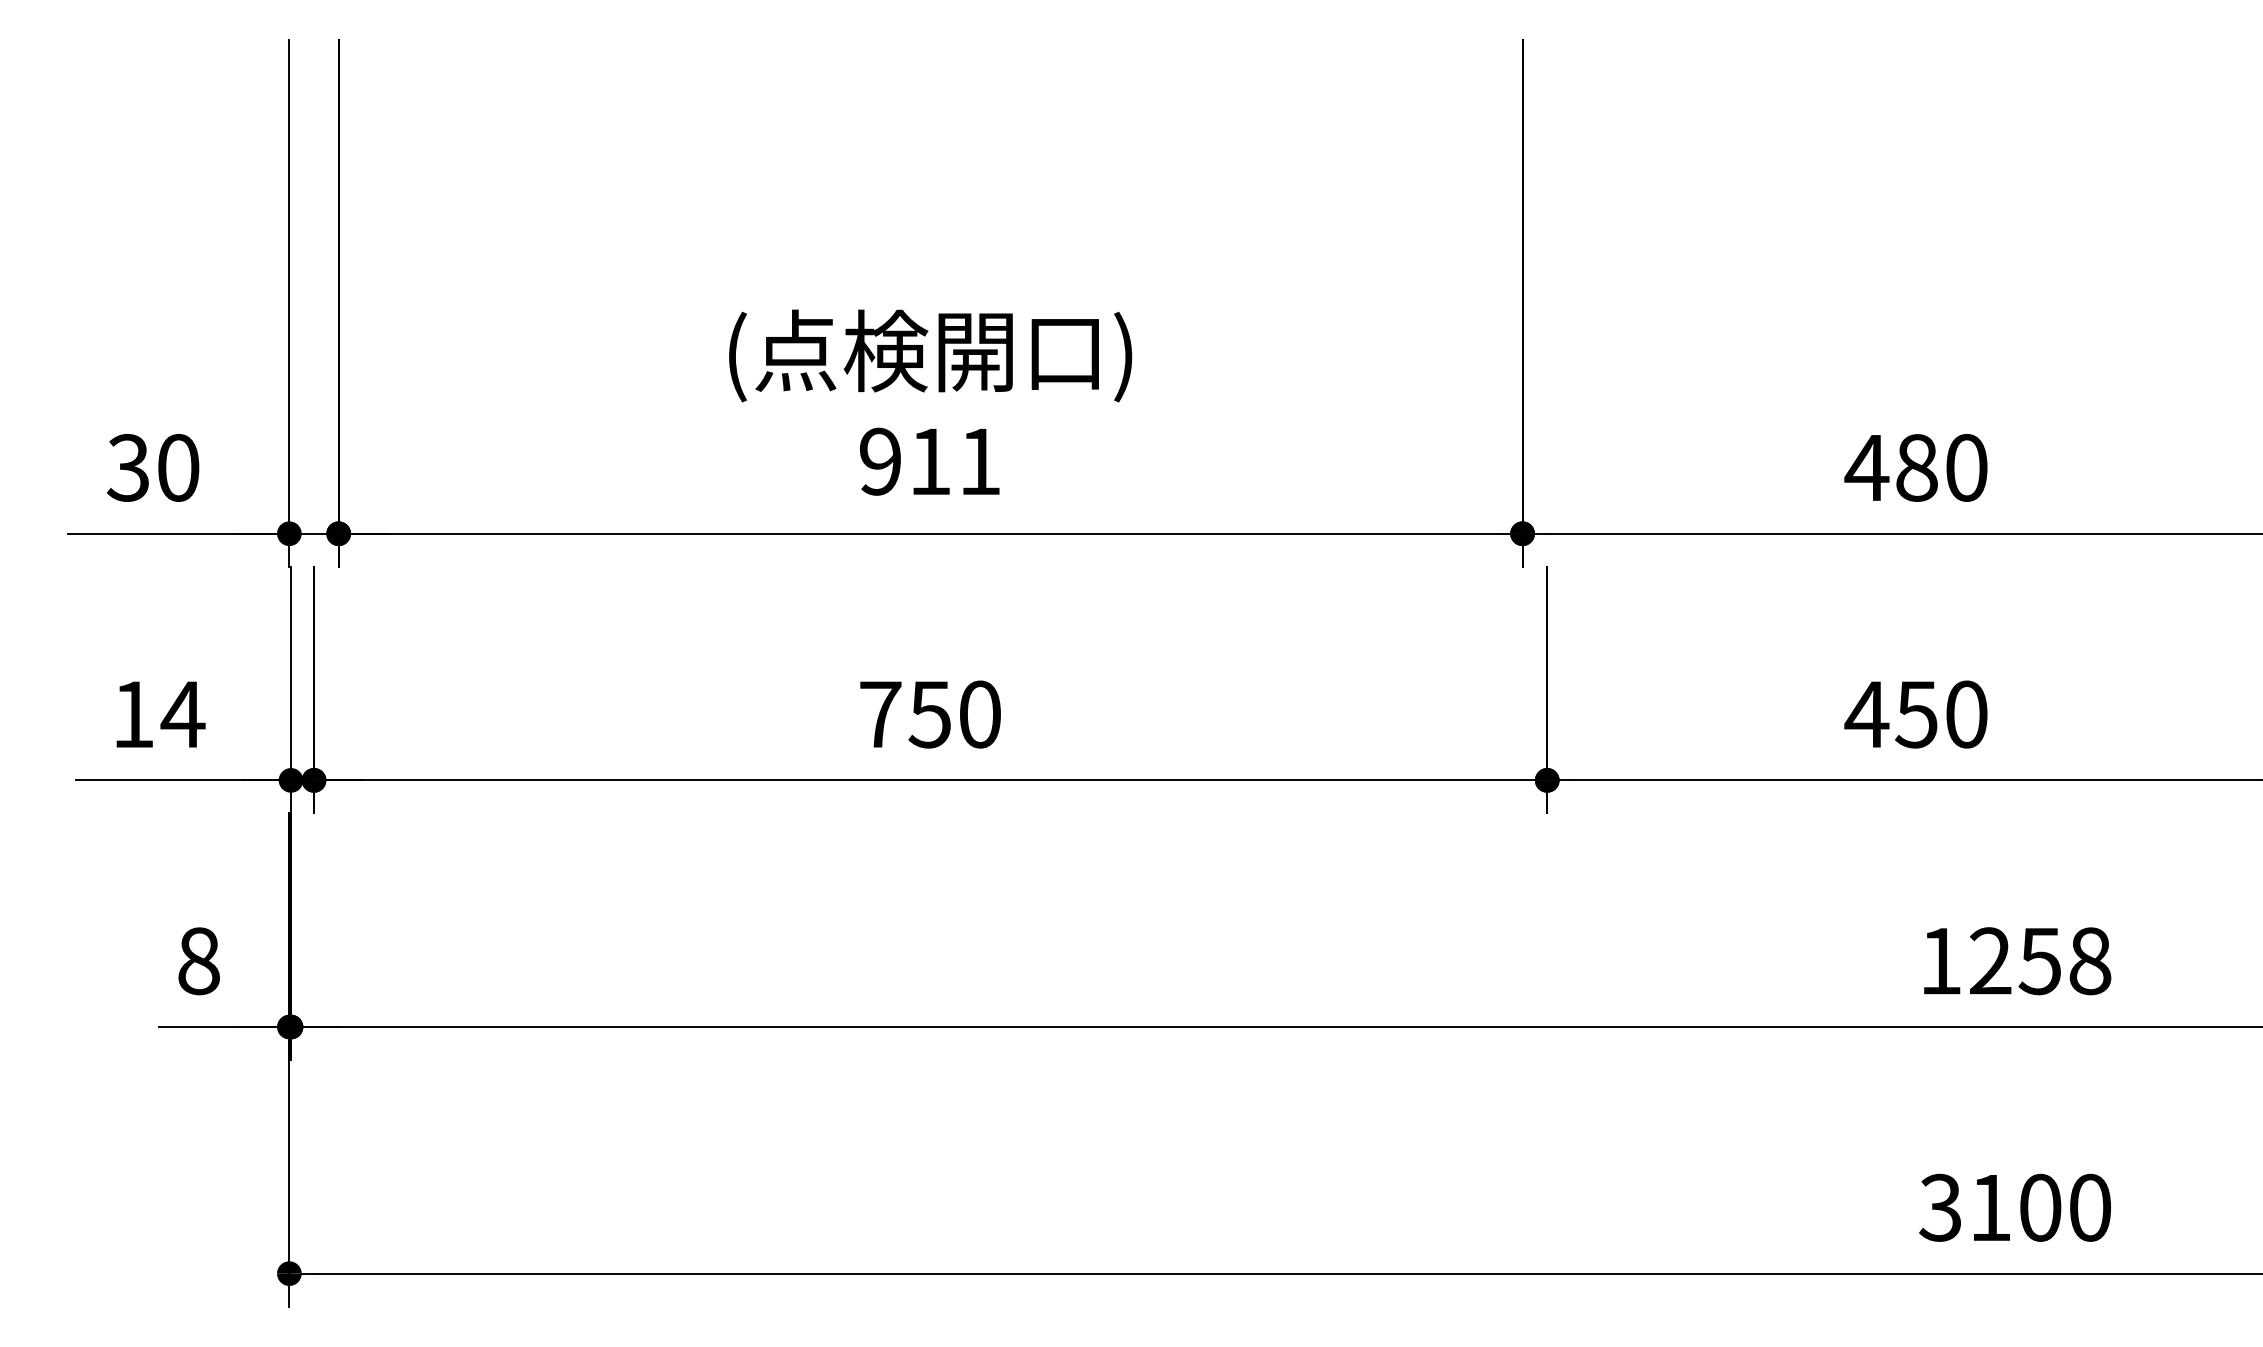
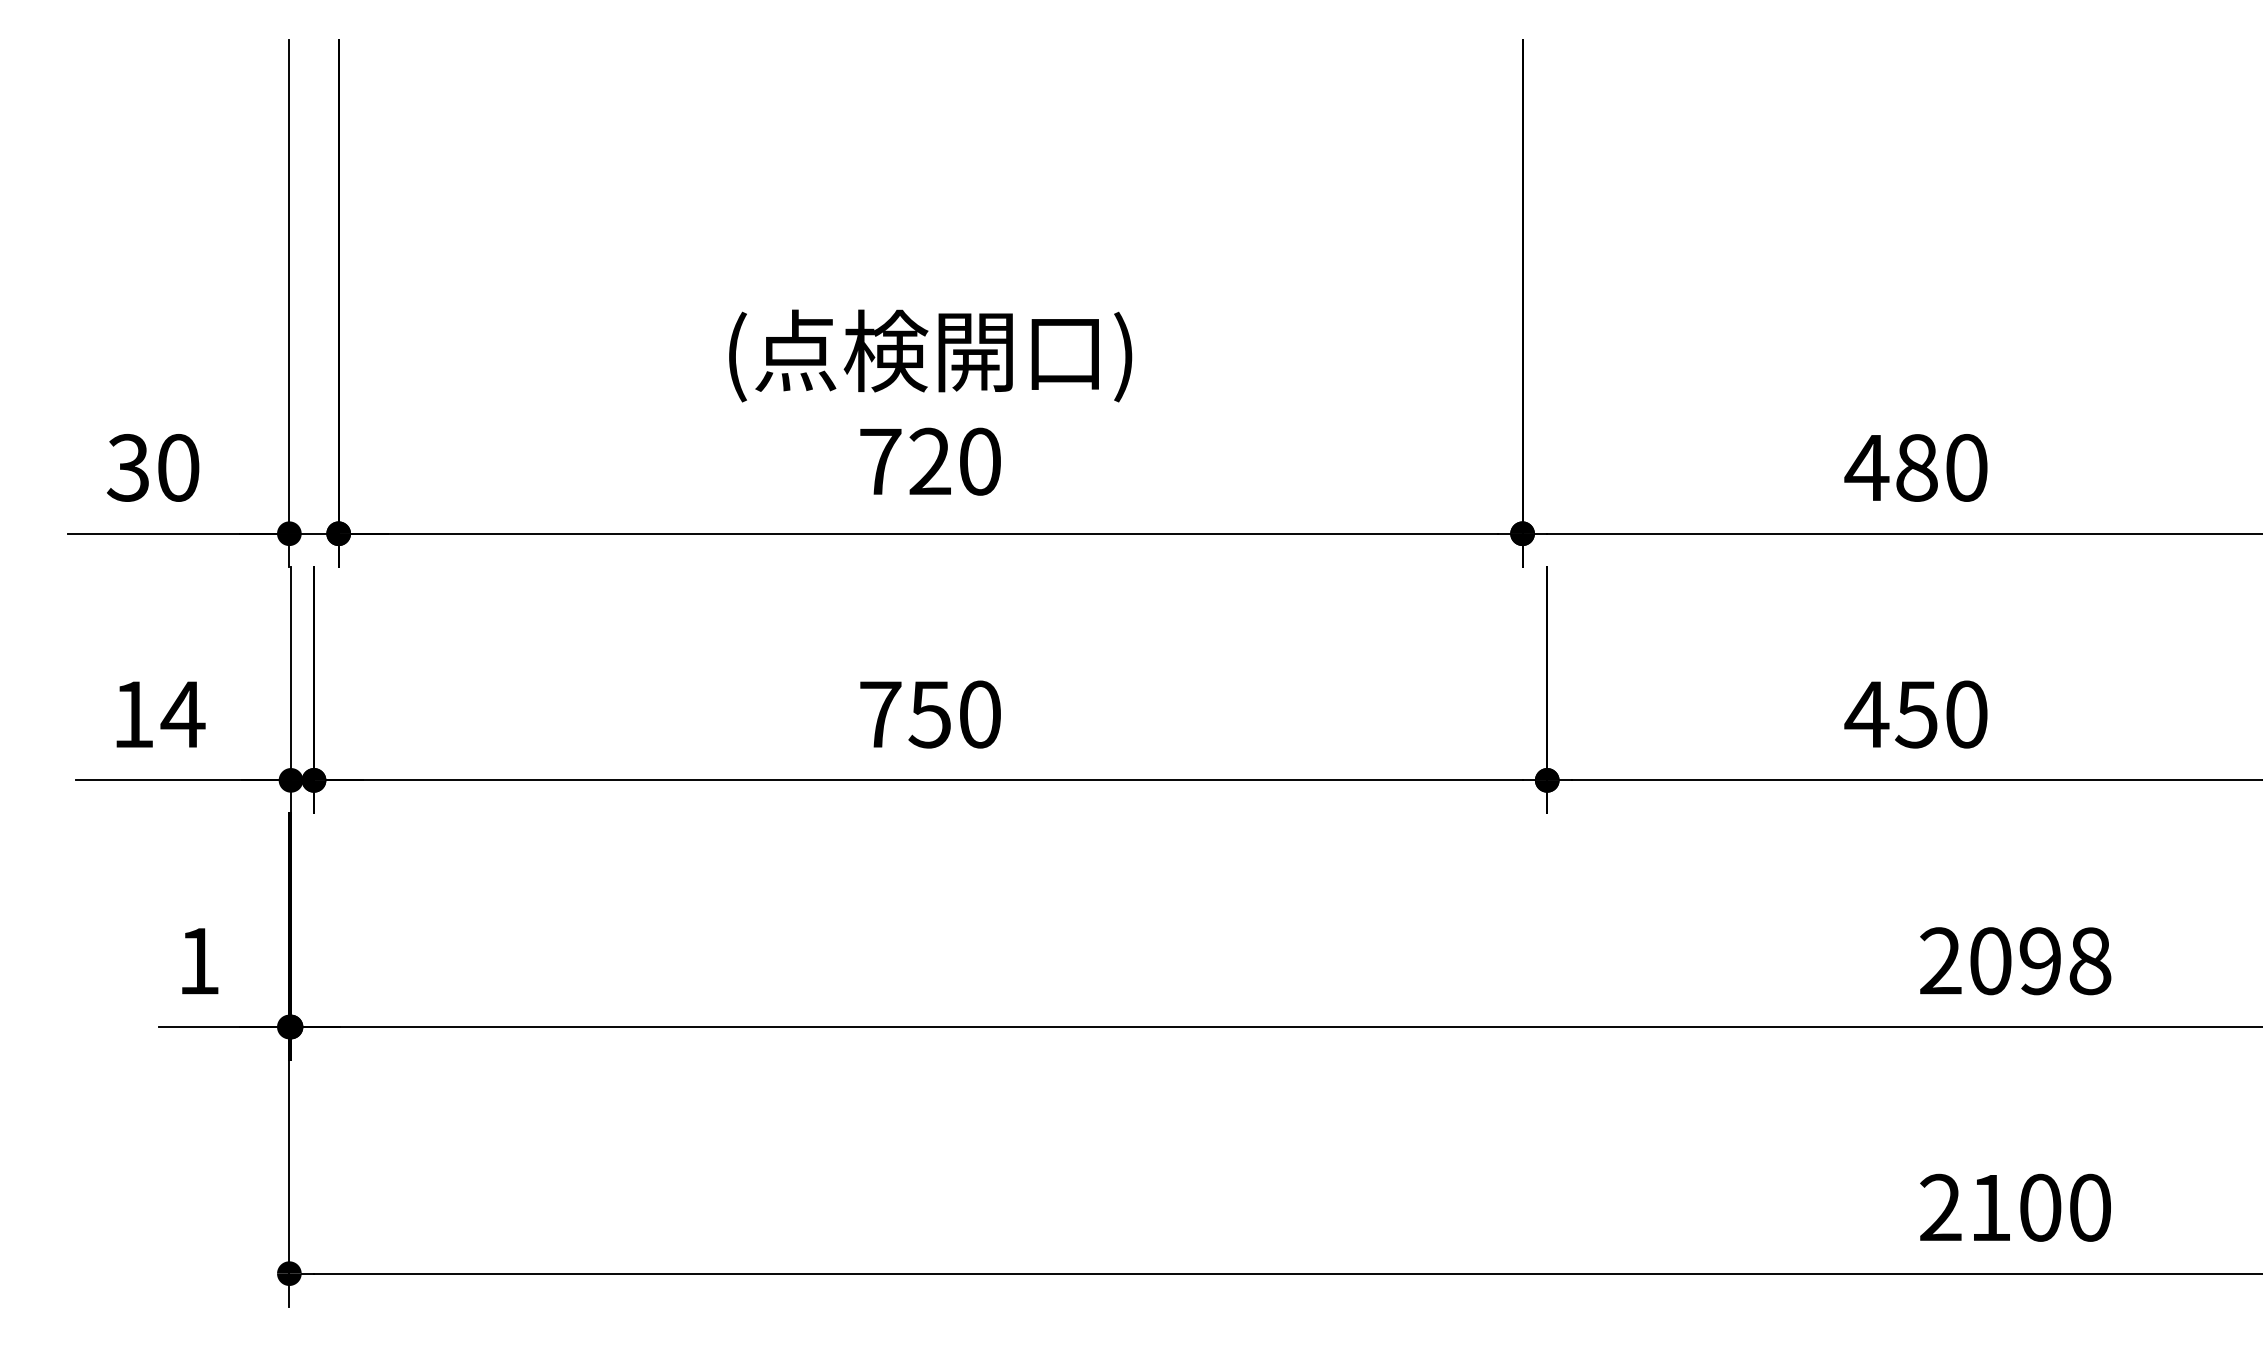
text: 911 -> 720 (929, 461)
text: 8 -> 1 (198, 961)
text: 1258 -> 2098 (1990, 961)
text: 3100 -> 2100 (1940, 1207)
